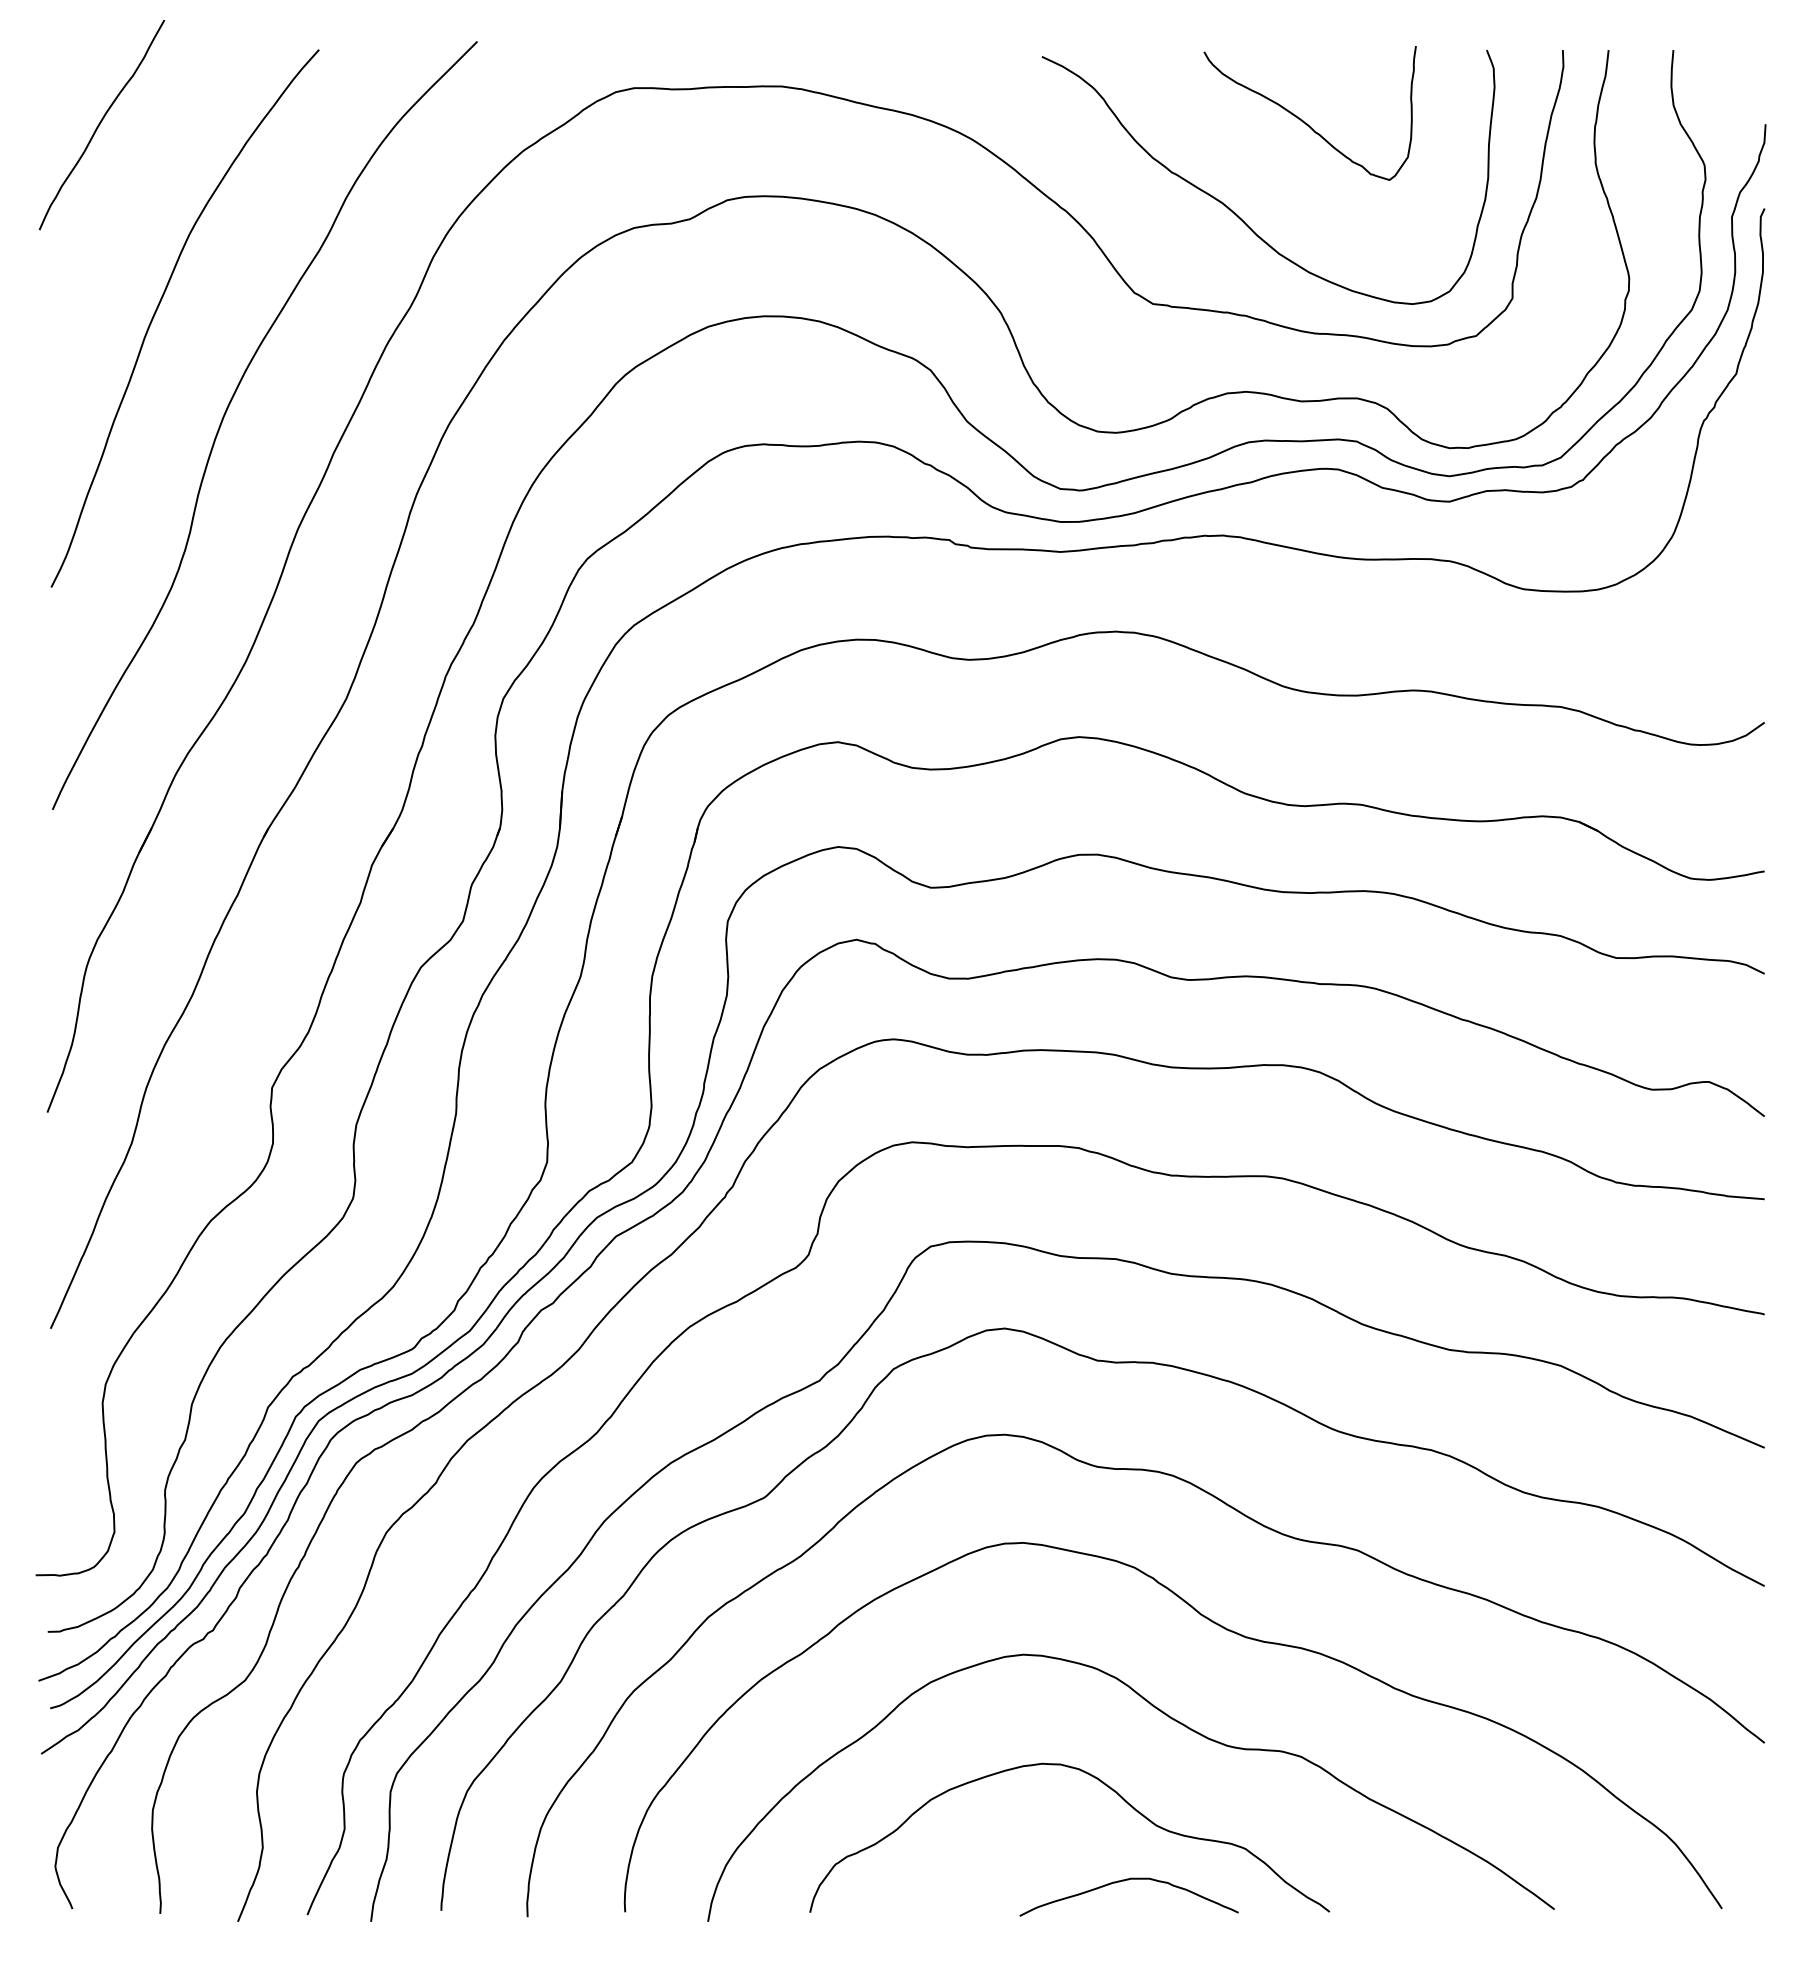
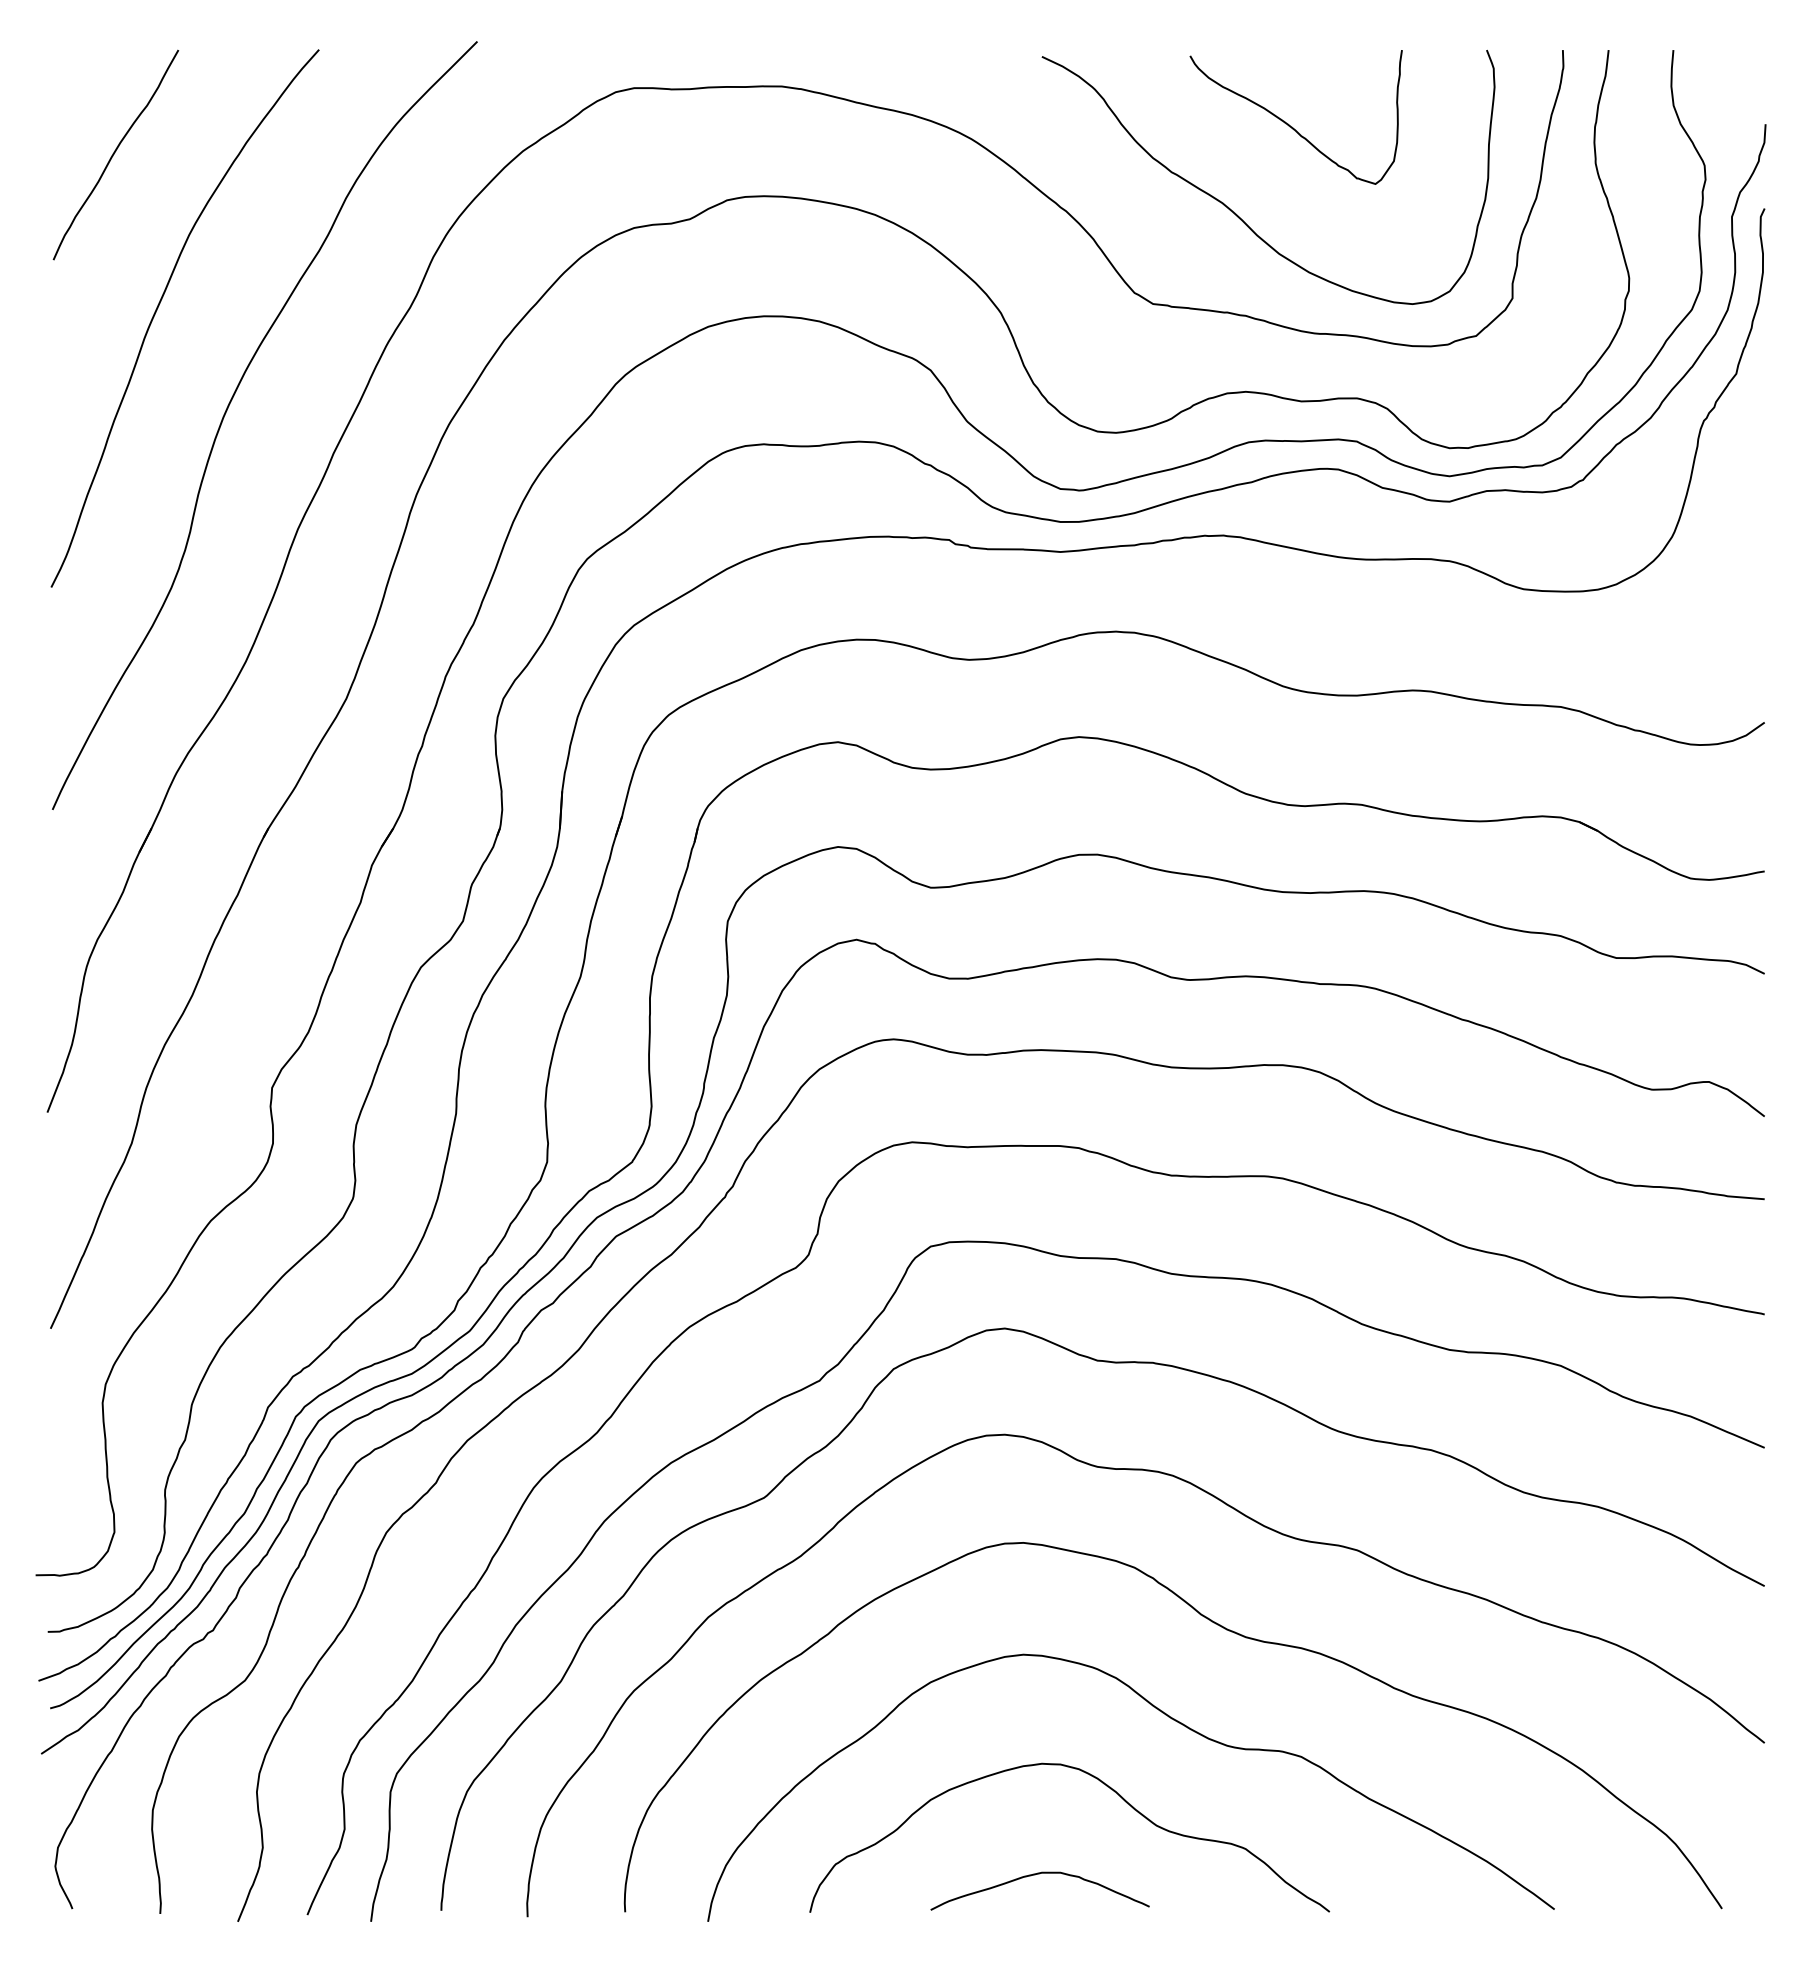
curve position: (1302, 119) -> (1288, 123) (1288, 123)
curve position: (100, 124) -> (114, 154) (114, 154)
curve position: (1124, 1881) -> (1035, 1875) (1035, 1875)
